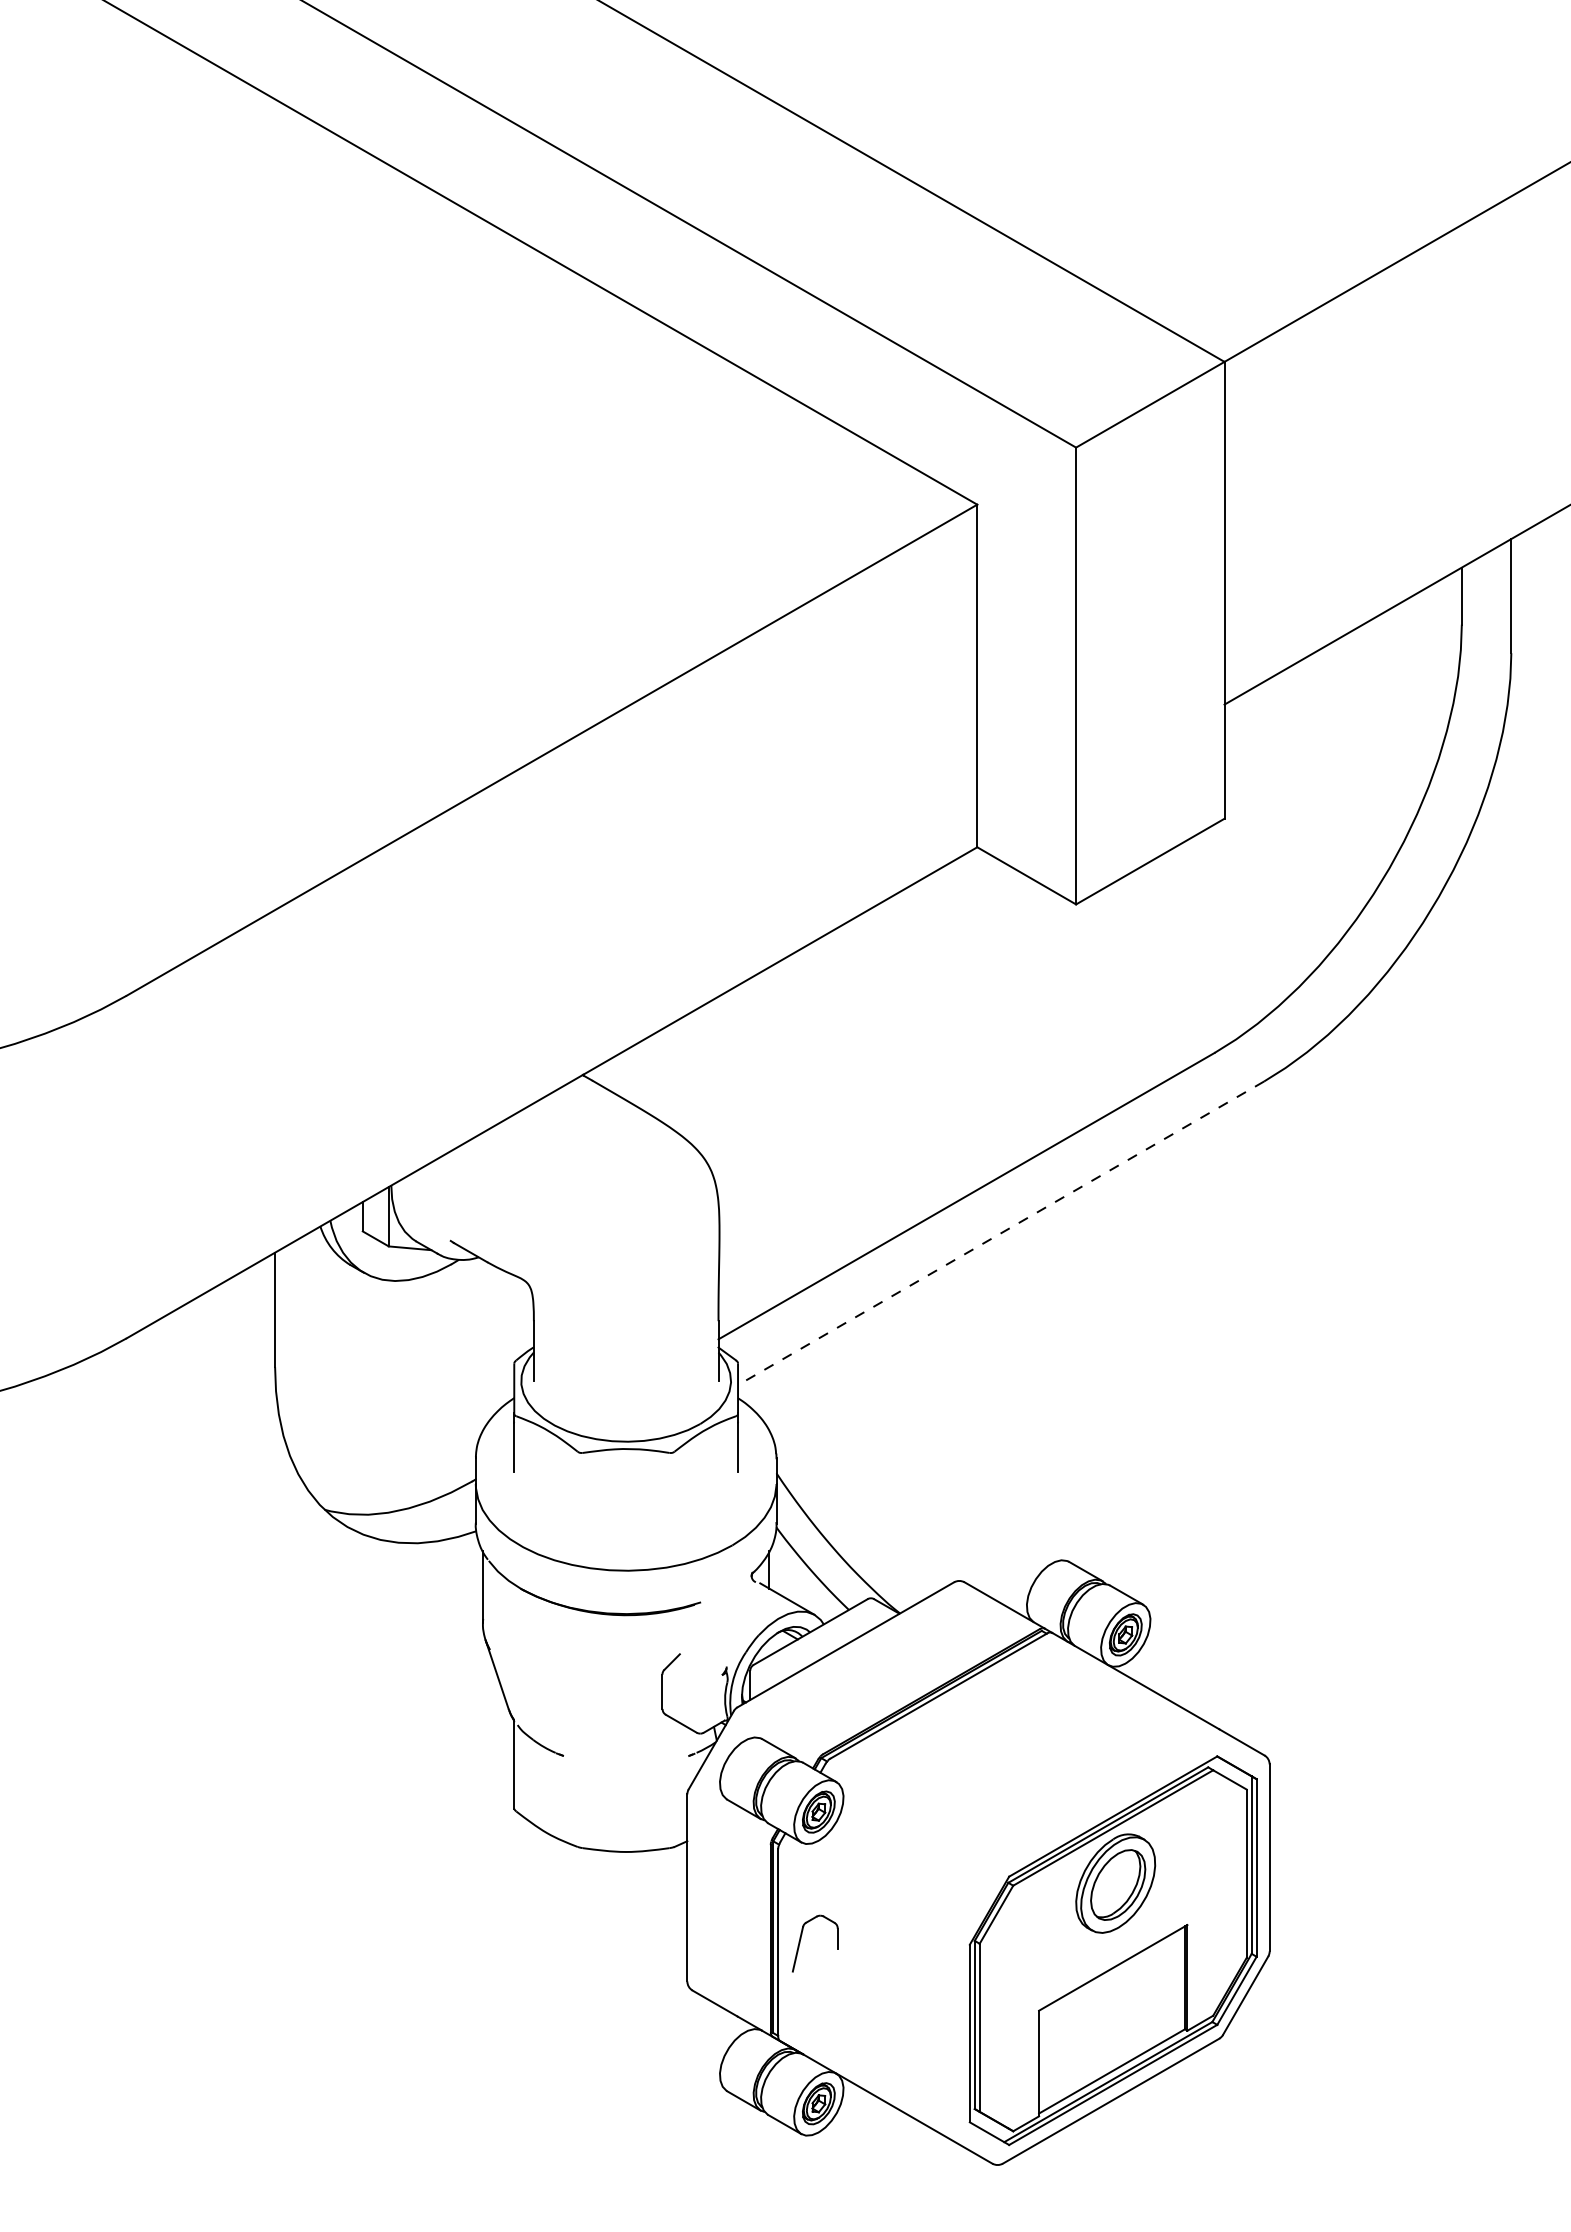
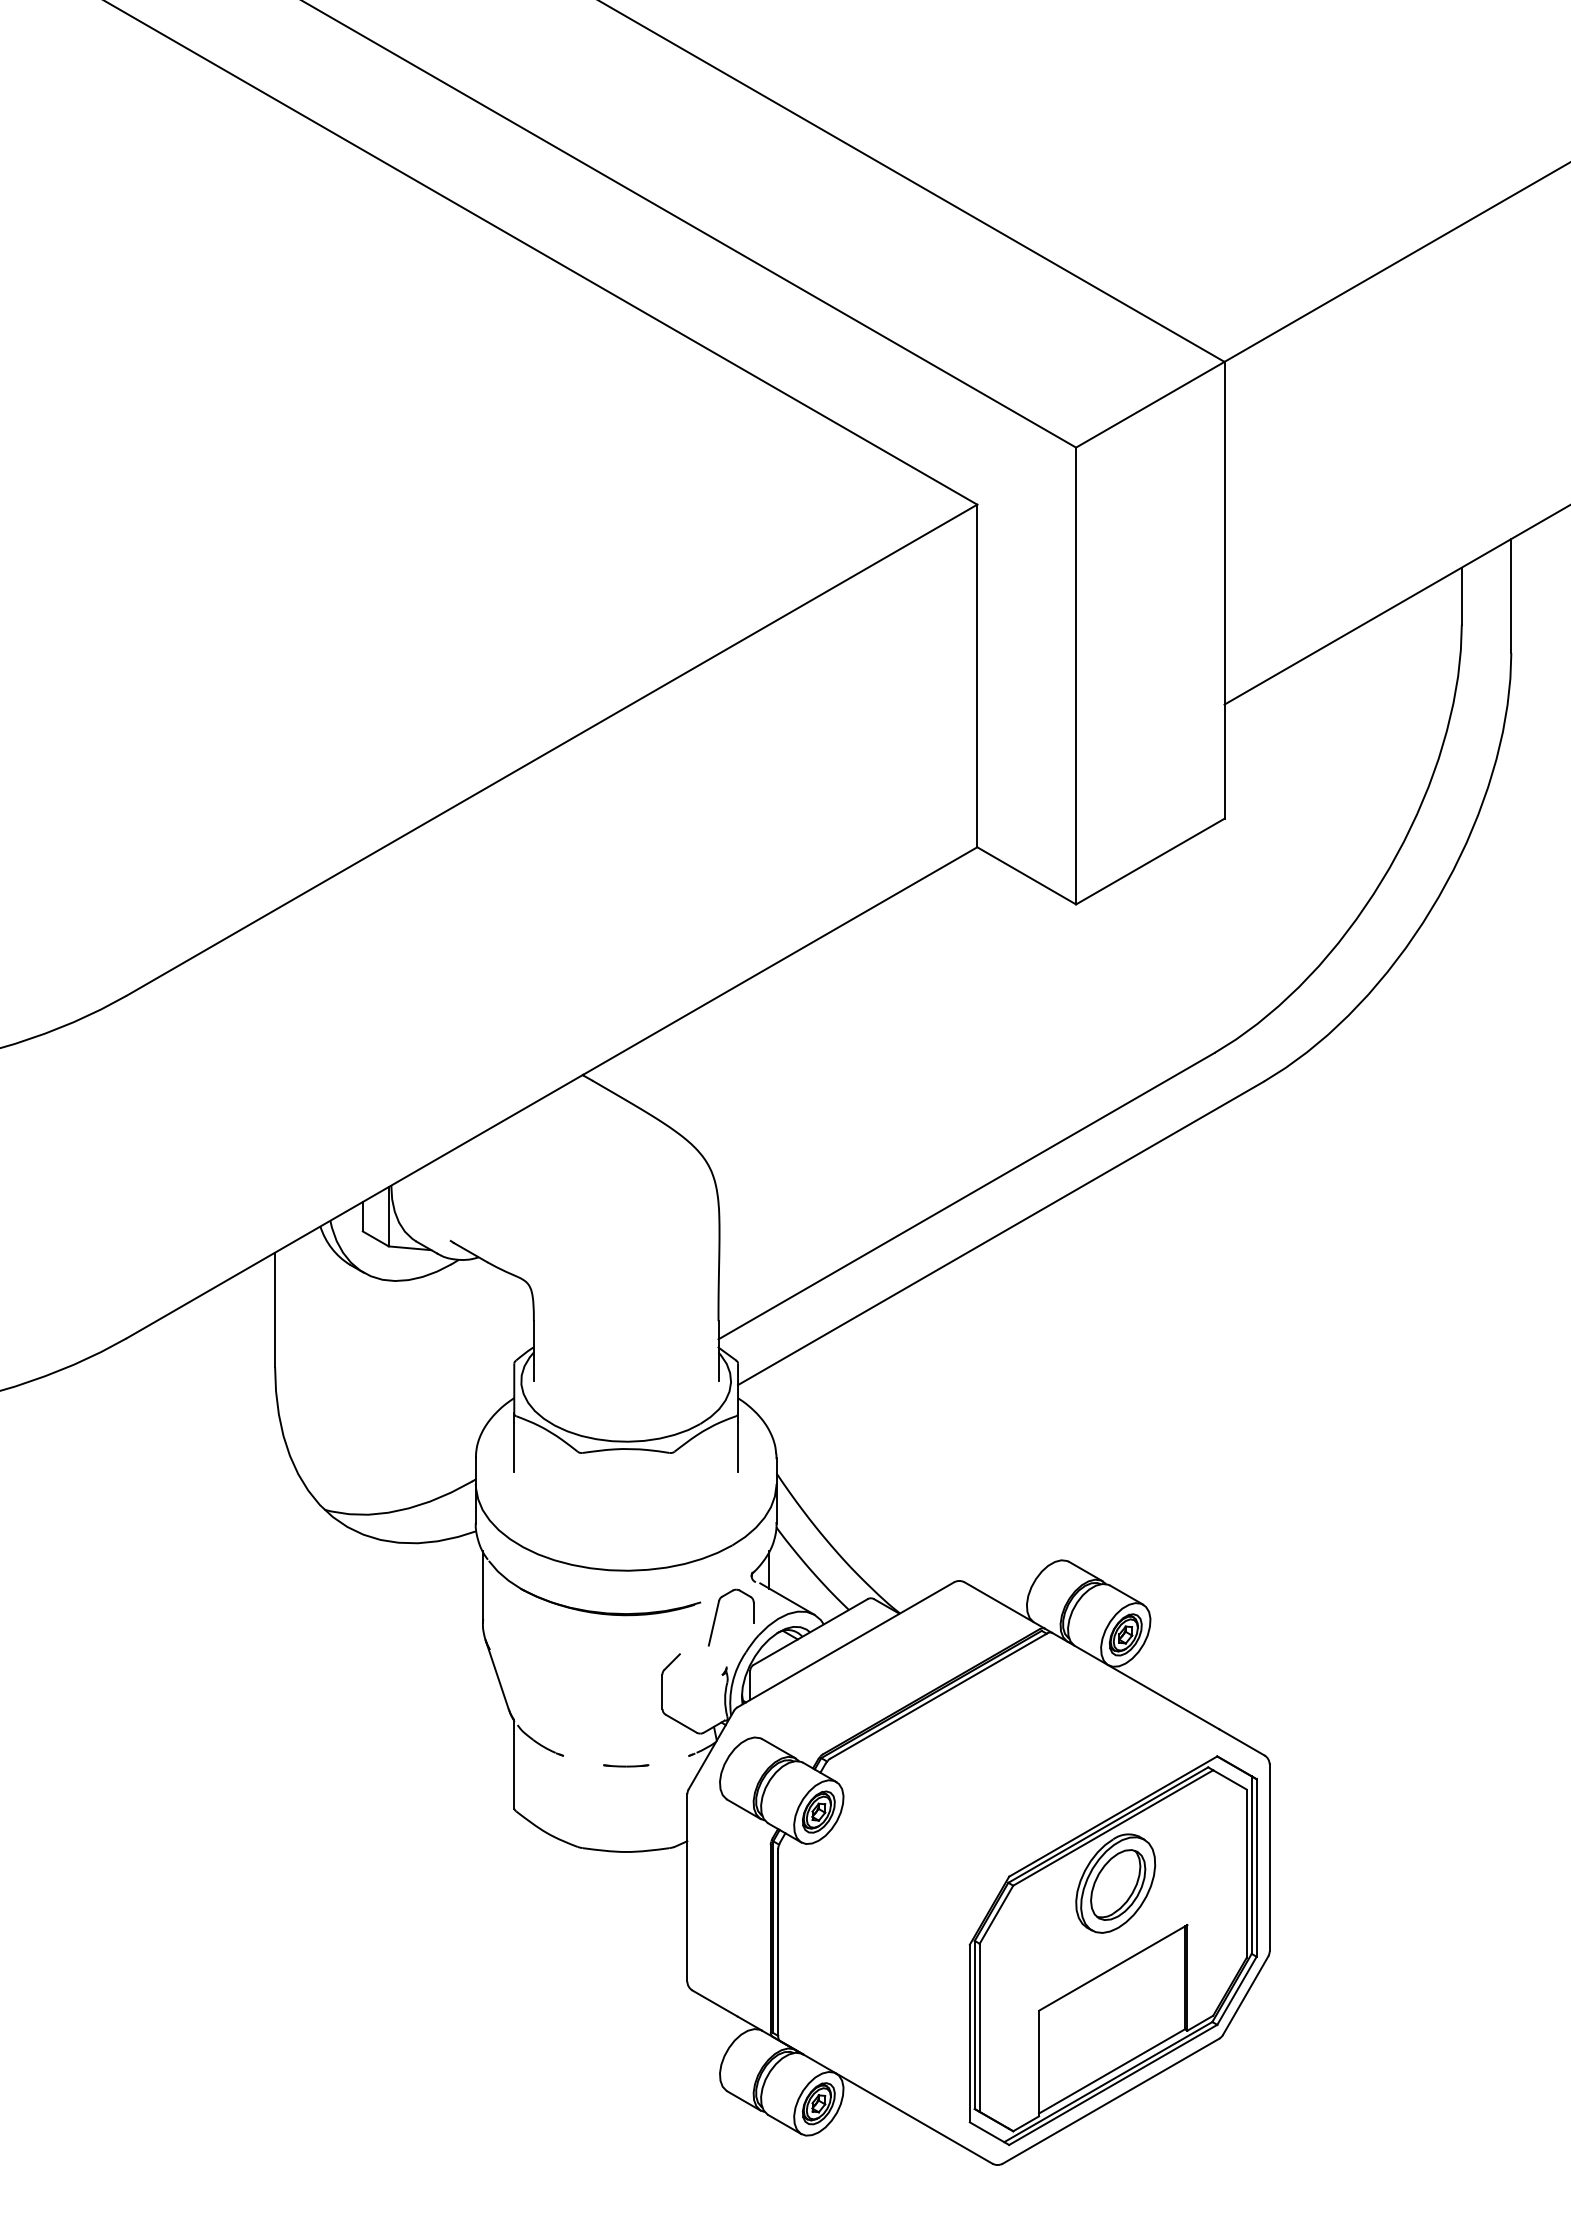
line: dashed -> solid (1001, 1233)
line: none -> present (626, 1765)
part position: (801, 1939) -> (717, 1613) (717, 1613)
